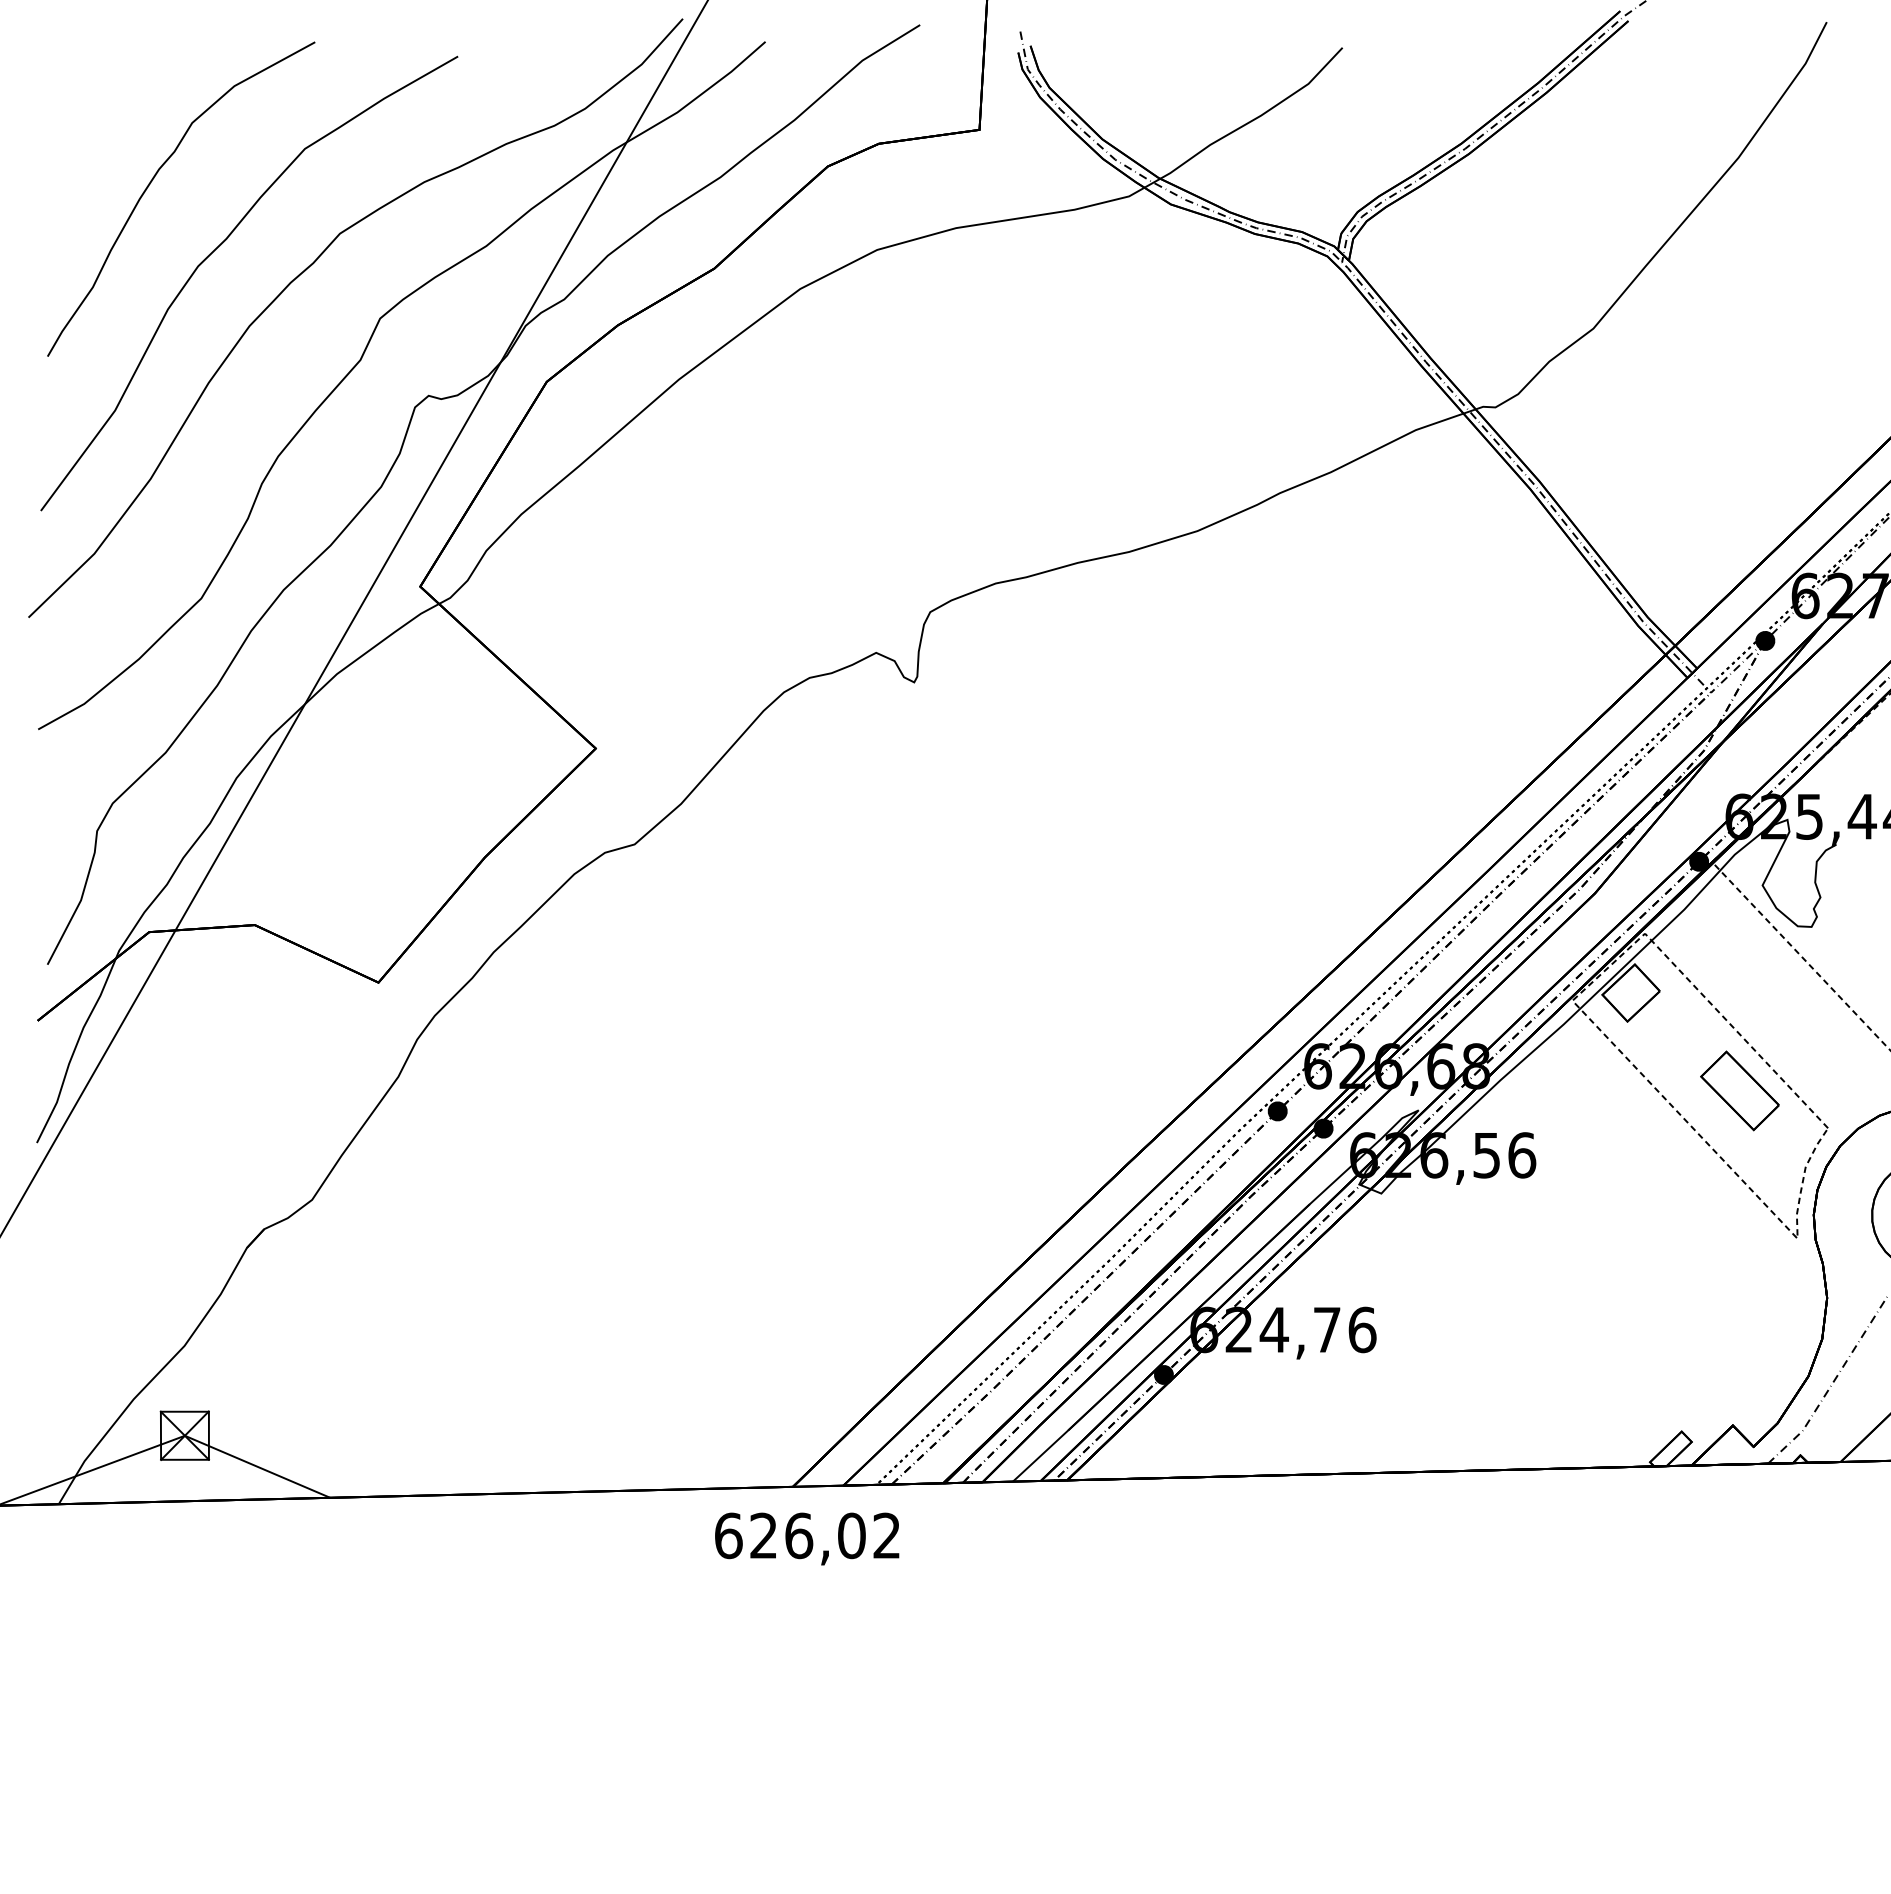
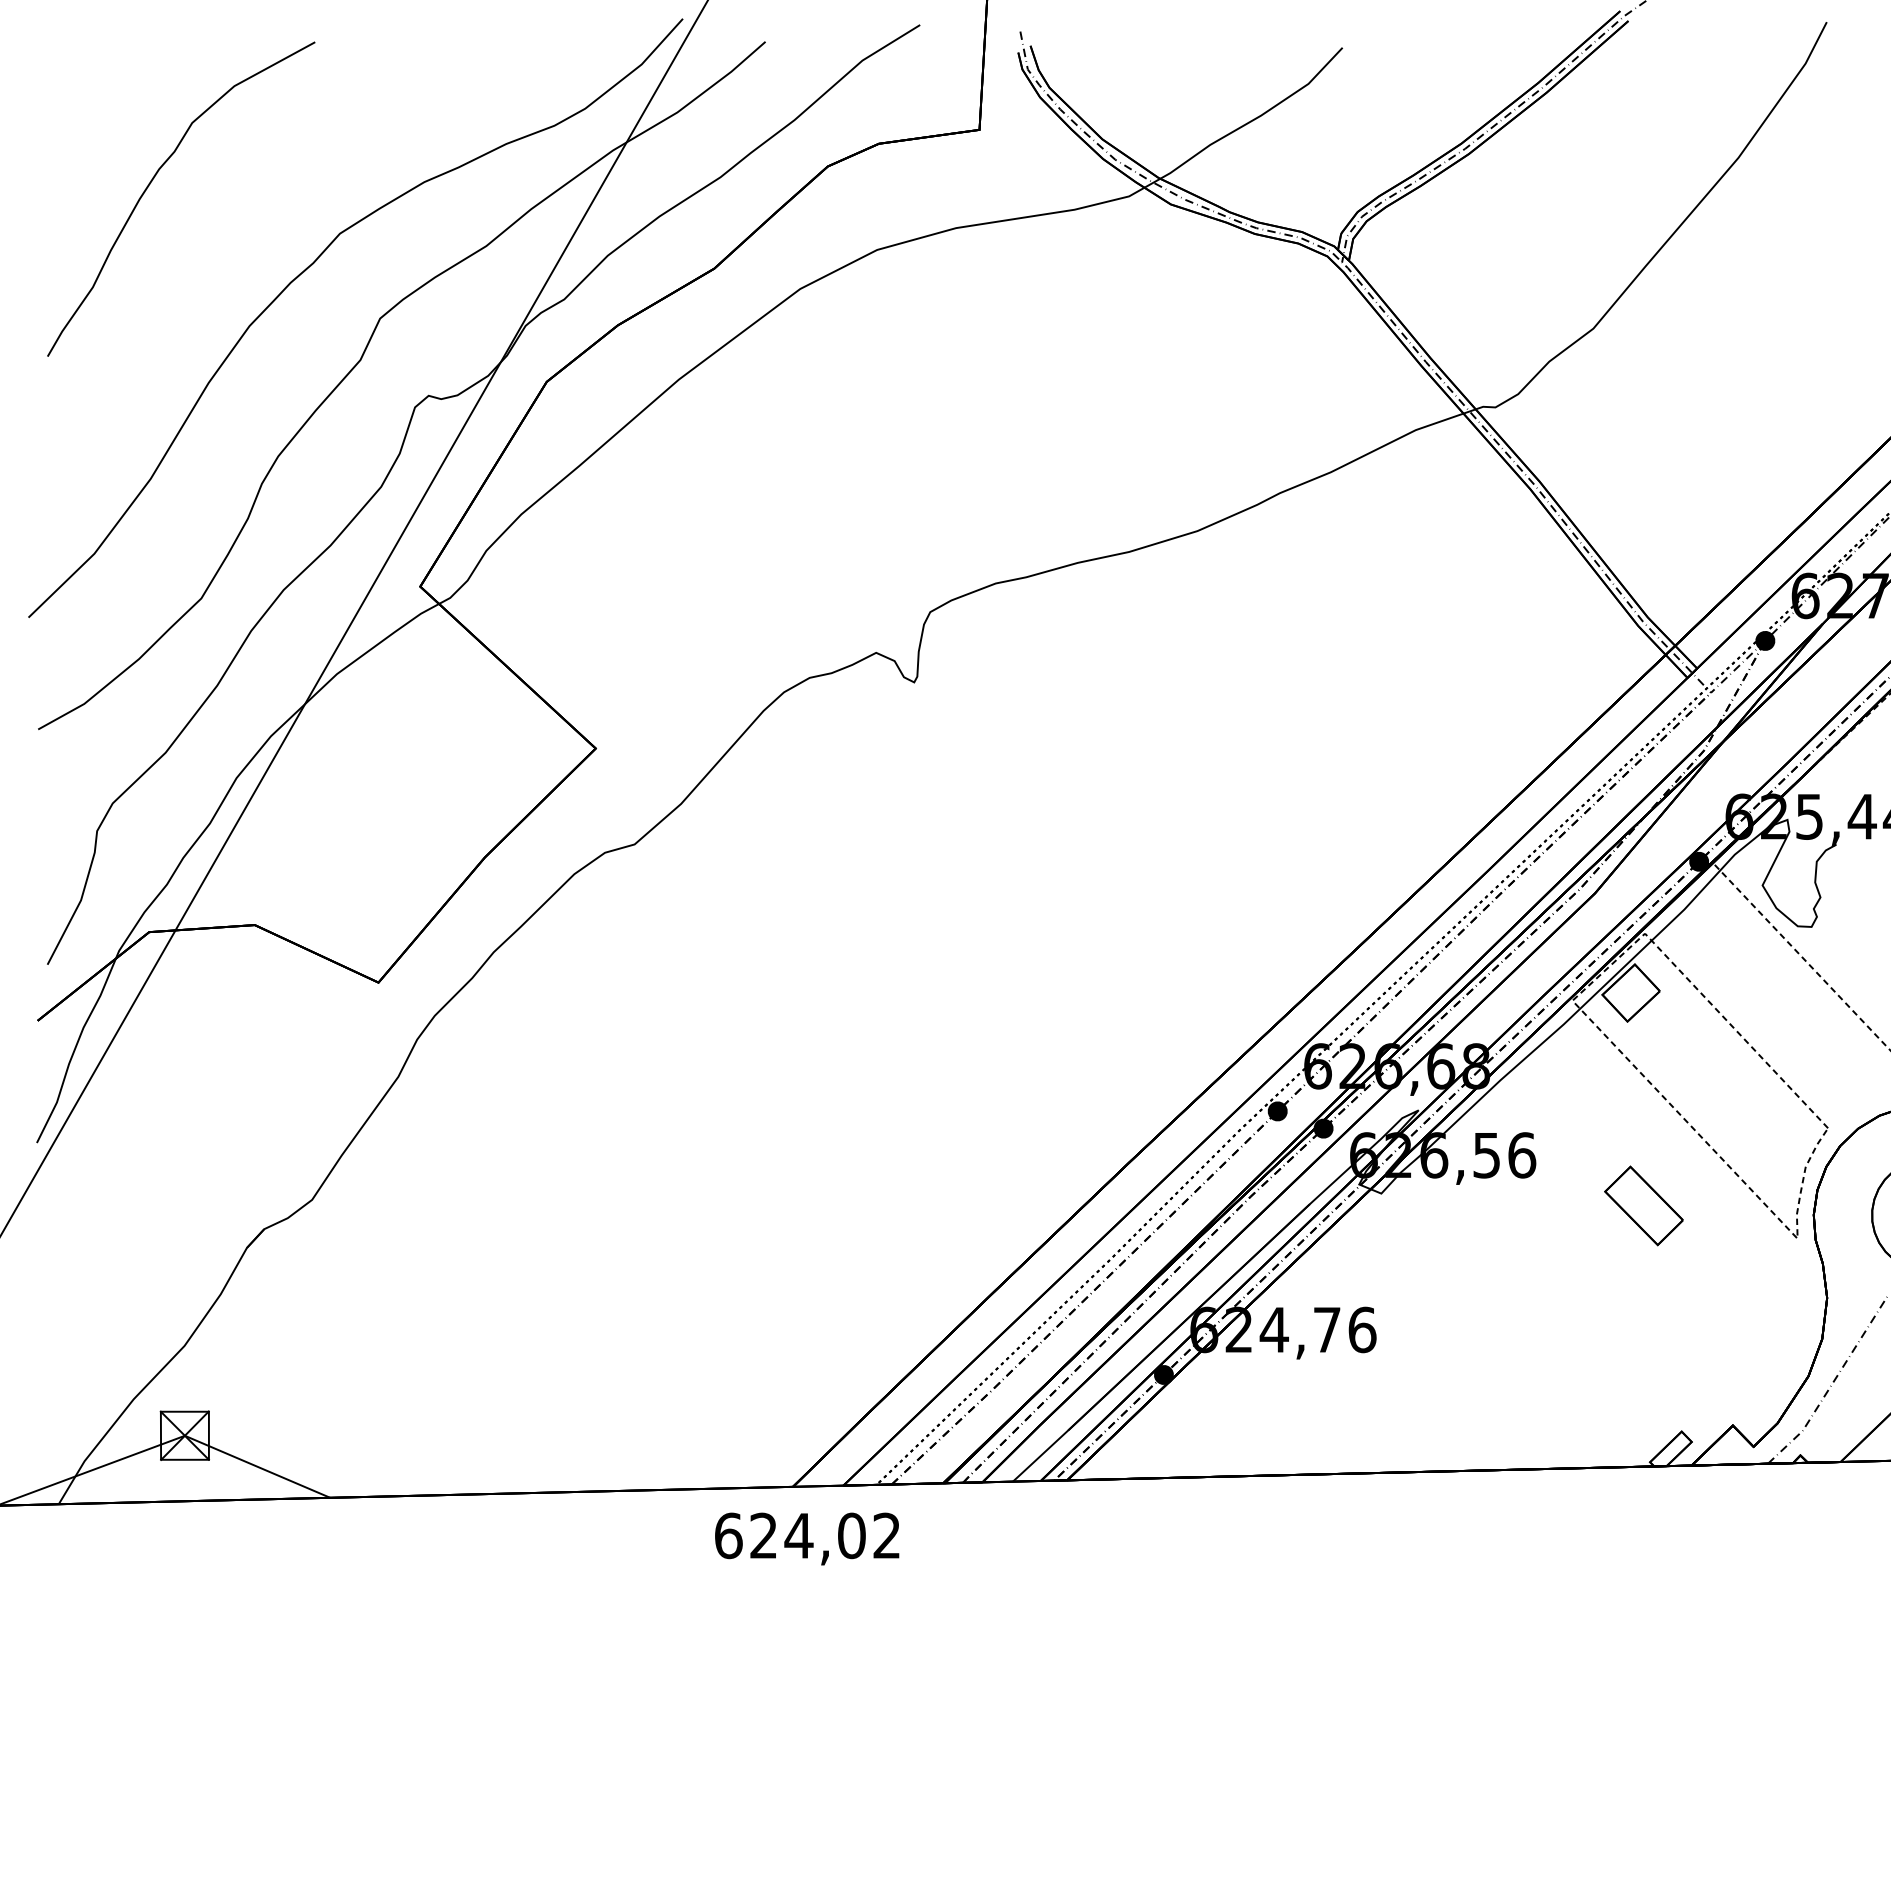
curve: present -> none (221, 245)
part position: (1739, 1090) -> (1643, 1205) (1643, 1205)
text: 626,02 -> 624,02 (798, 1535)
